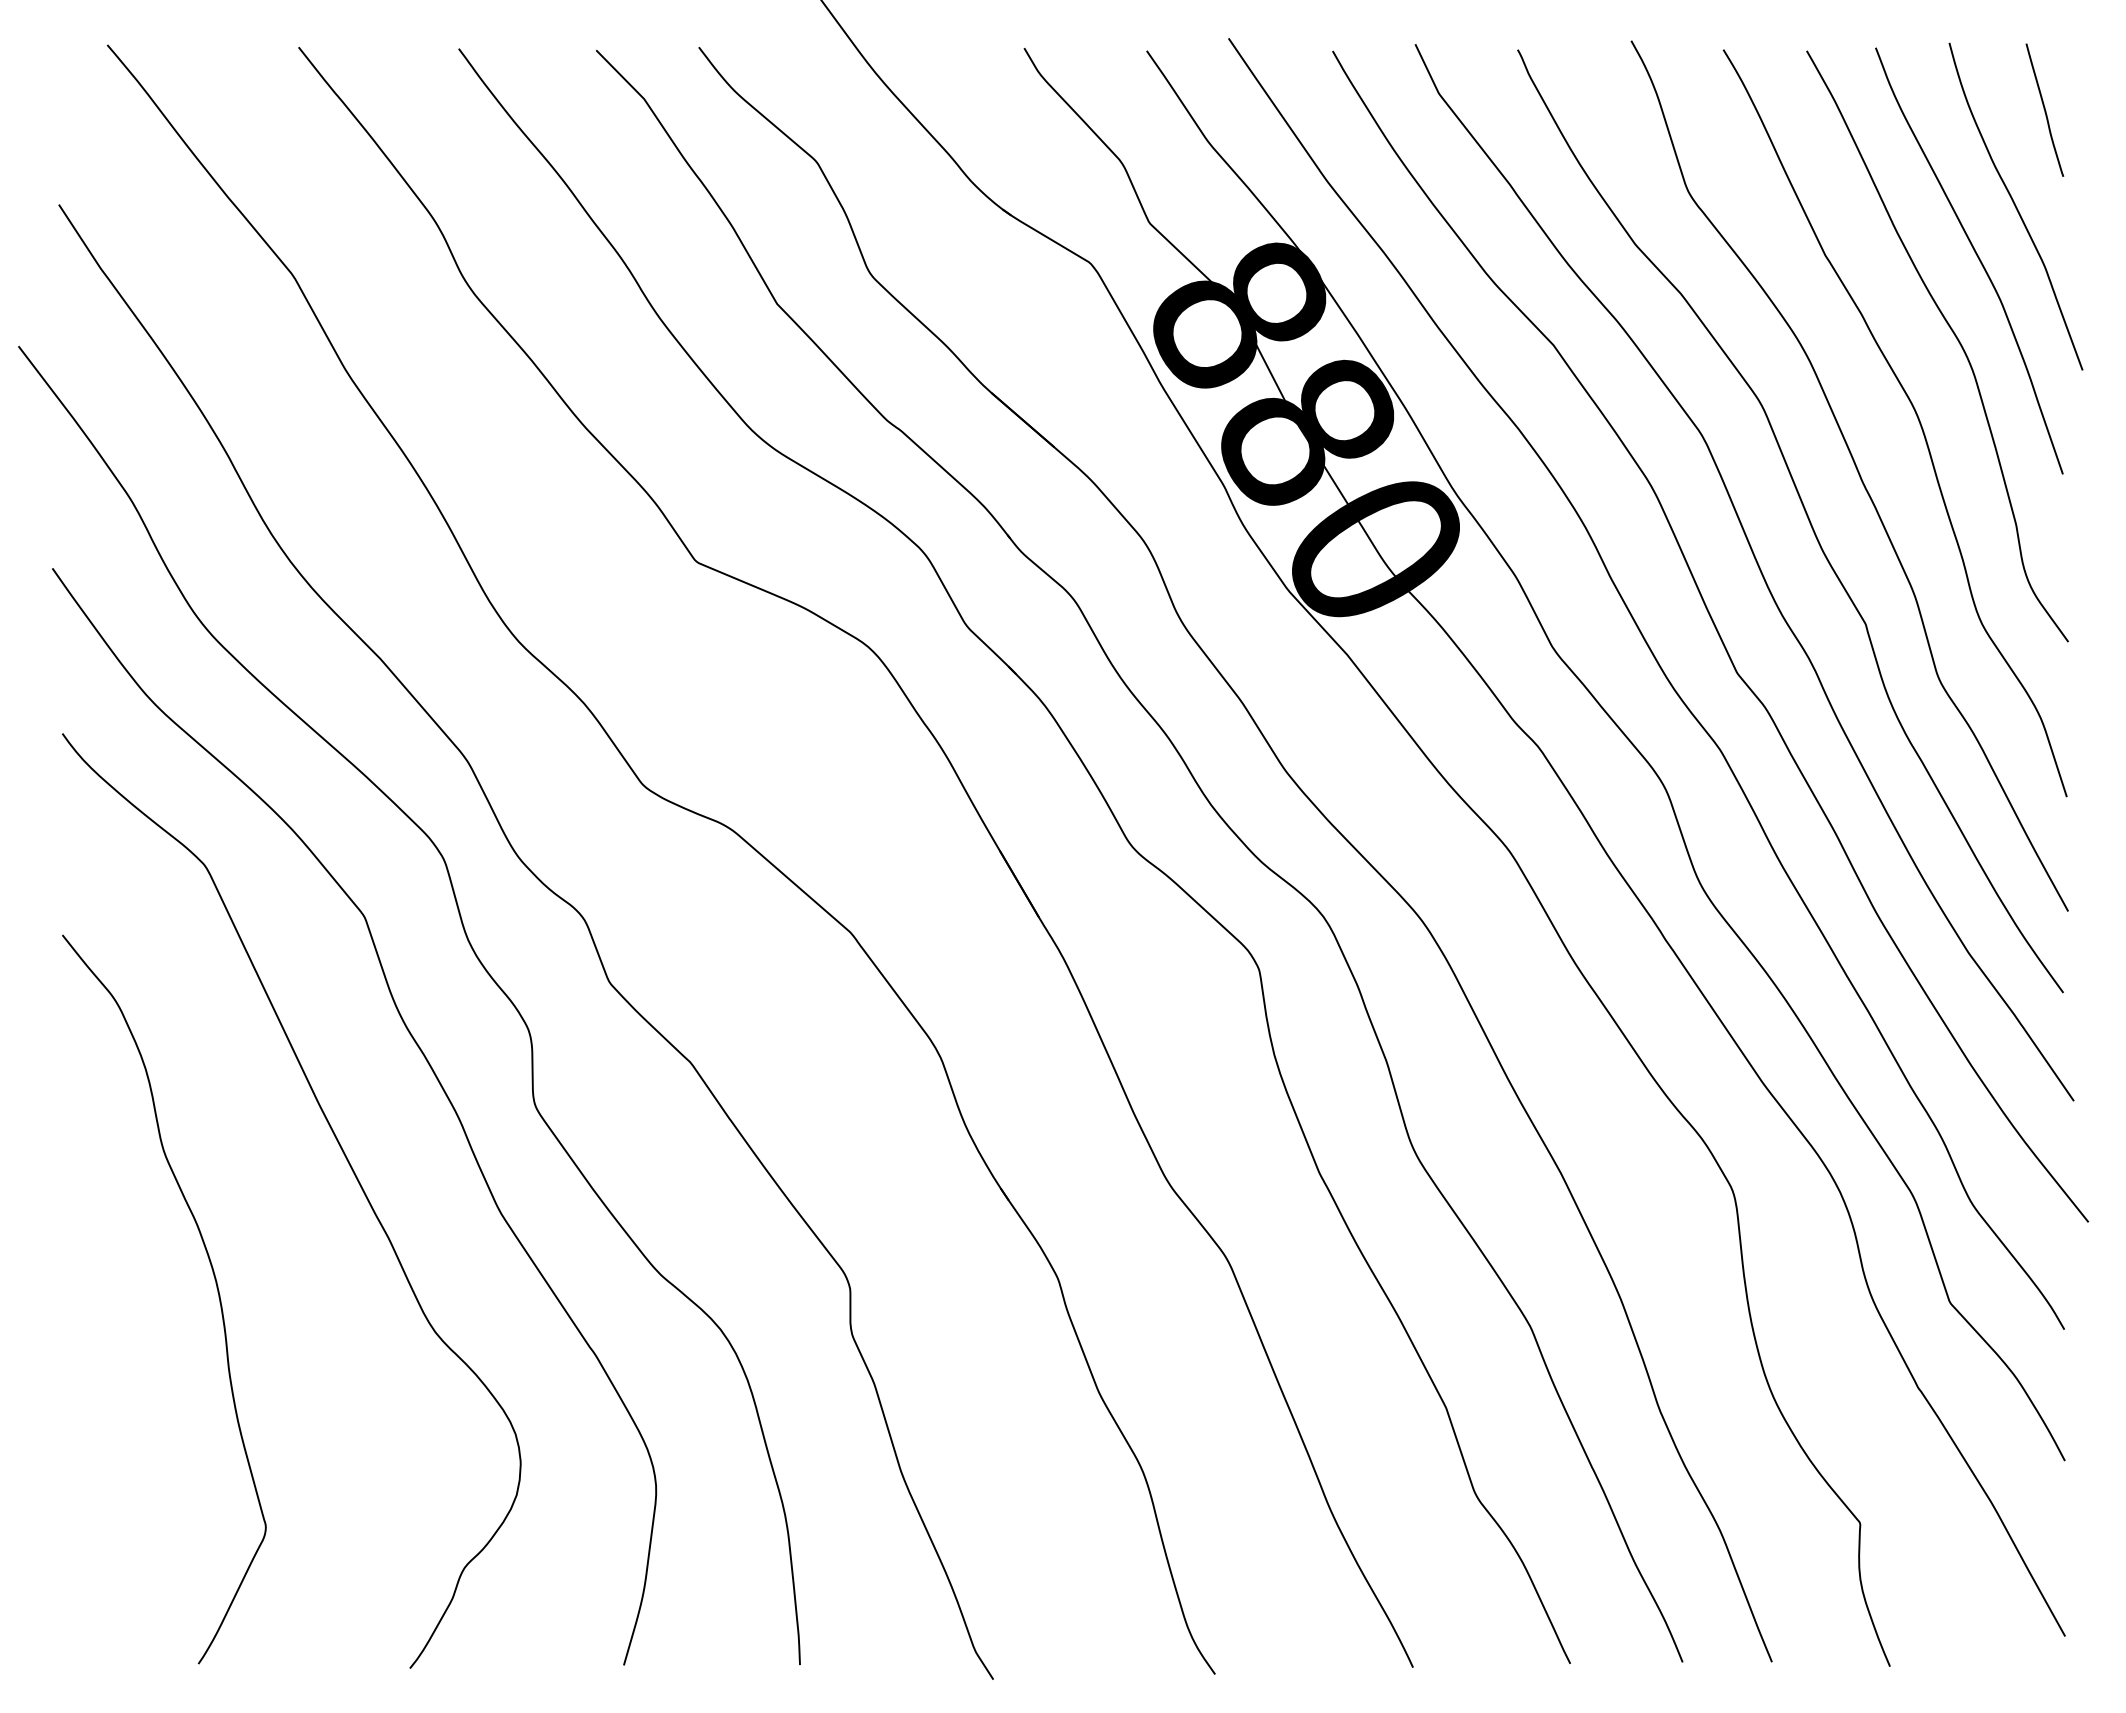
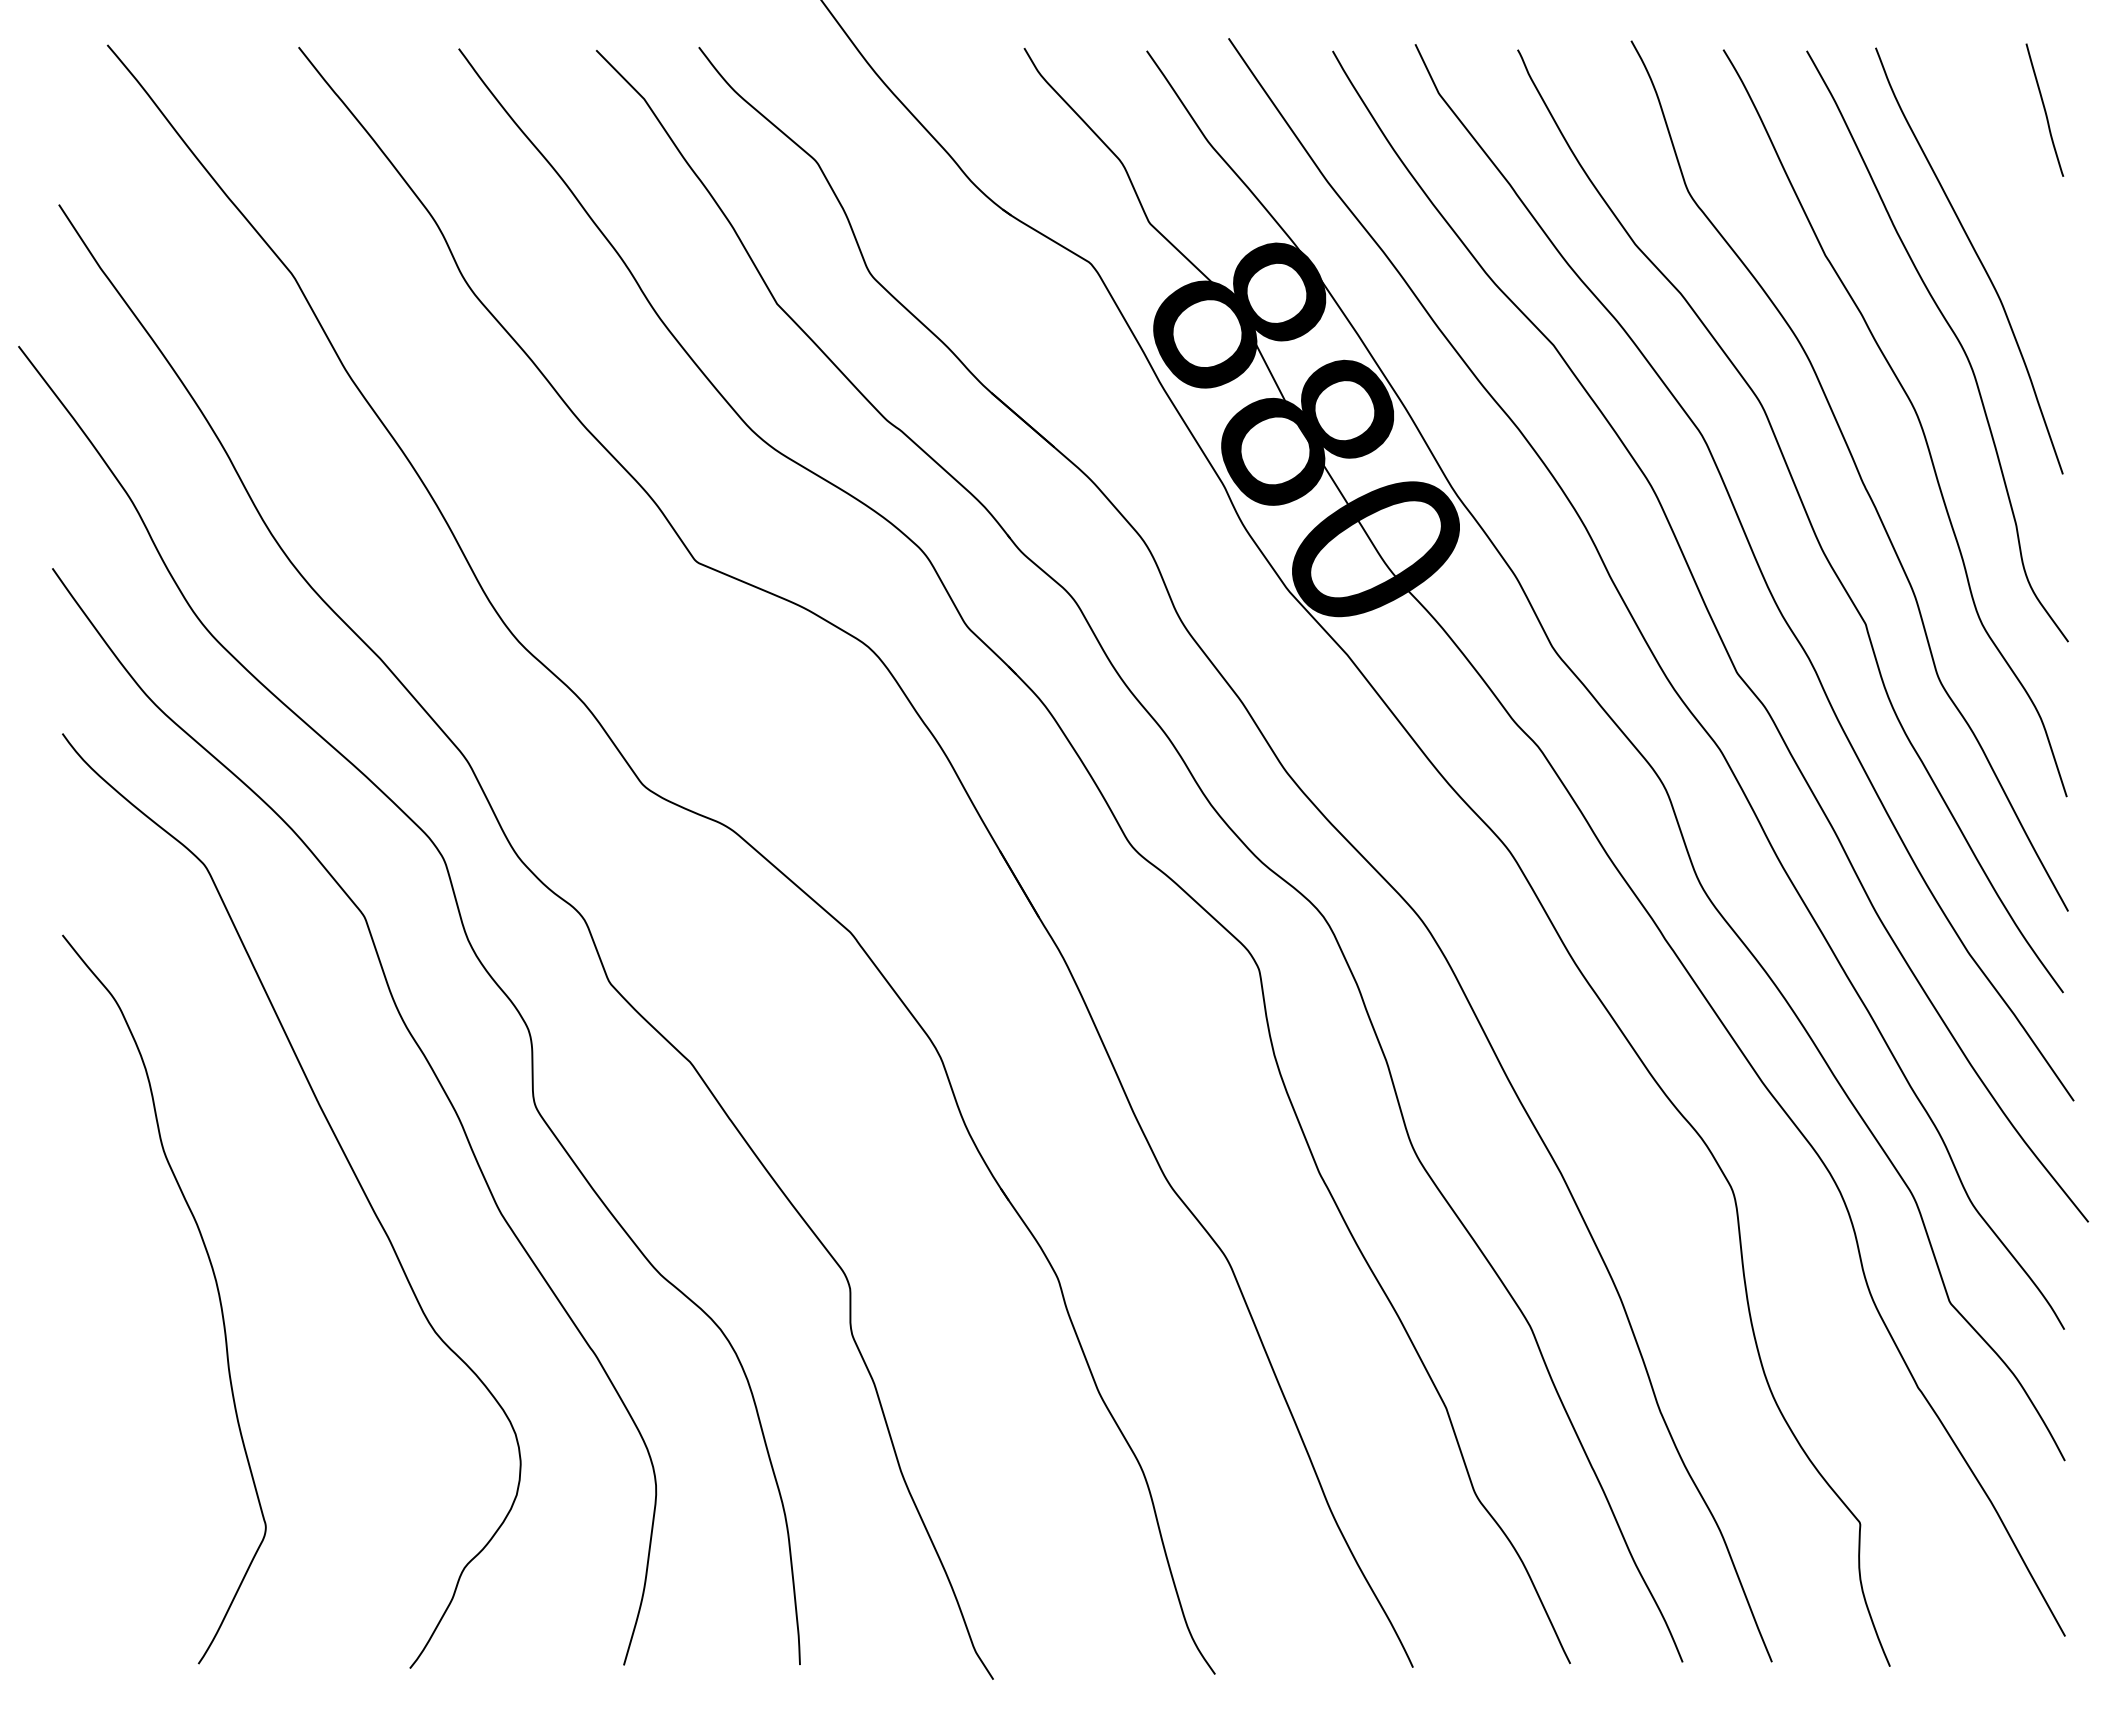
curve: present -> none (2015, 206)
